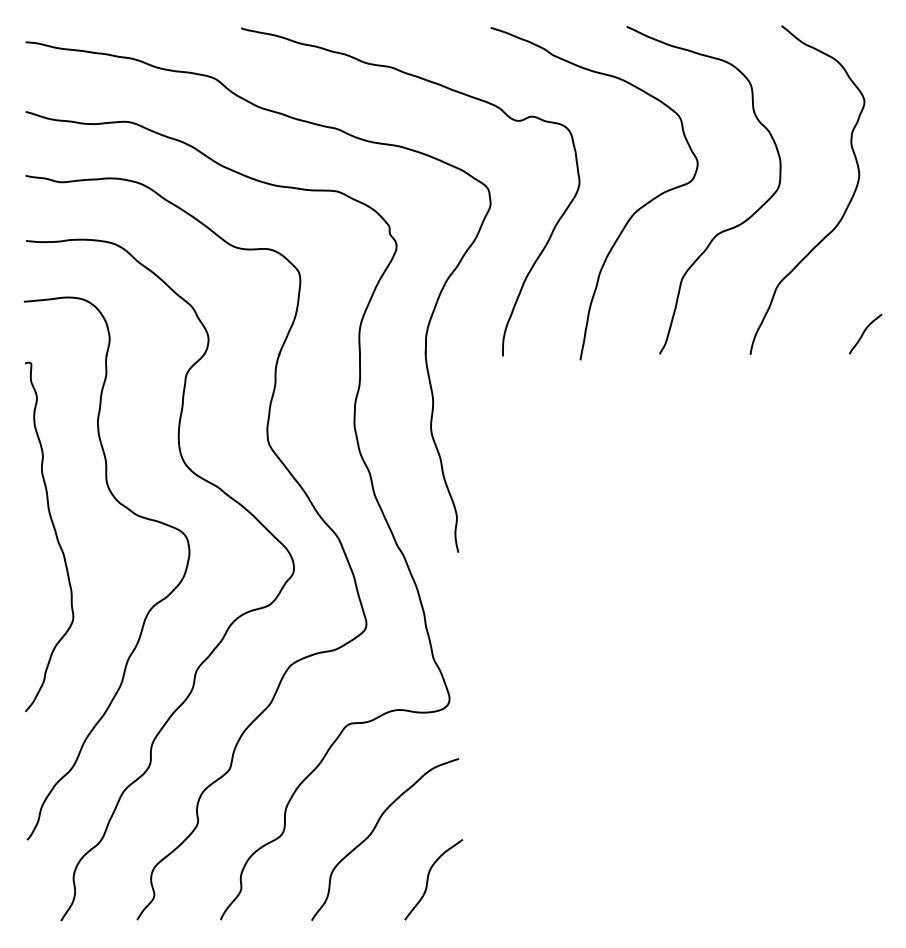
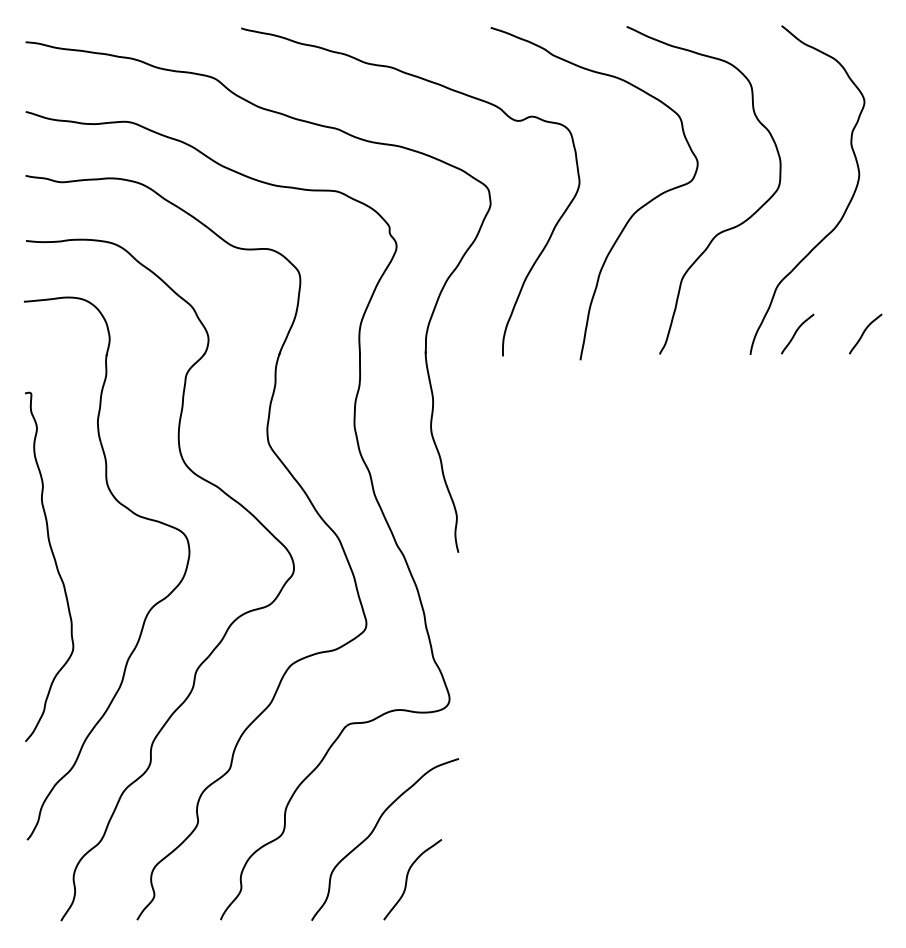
curve: none -> present (796, 333)
curve position: (55, 536) -> (55, 566) (55, 566)
curve position: (428, 879) -> (407, 879) (407, 879)
